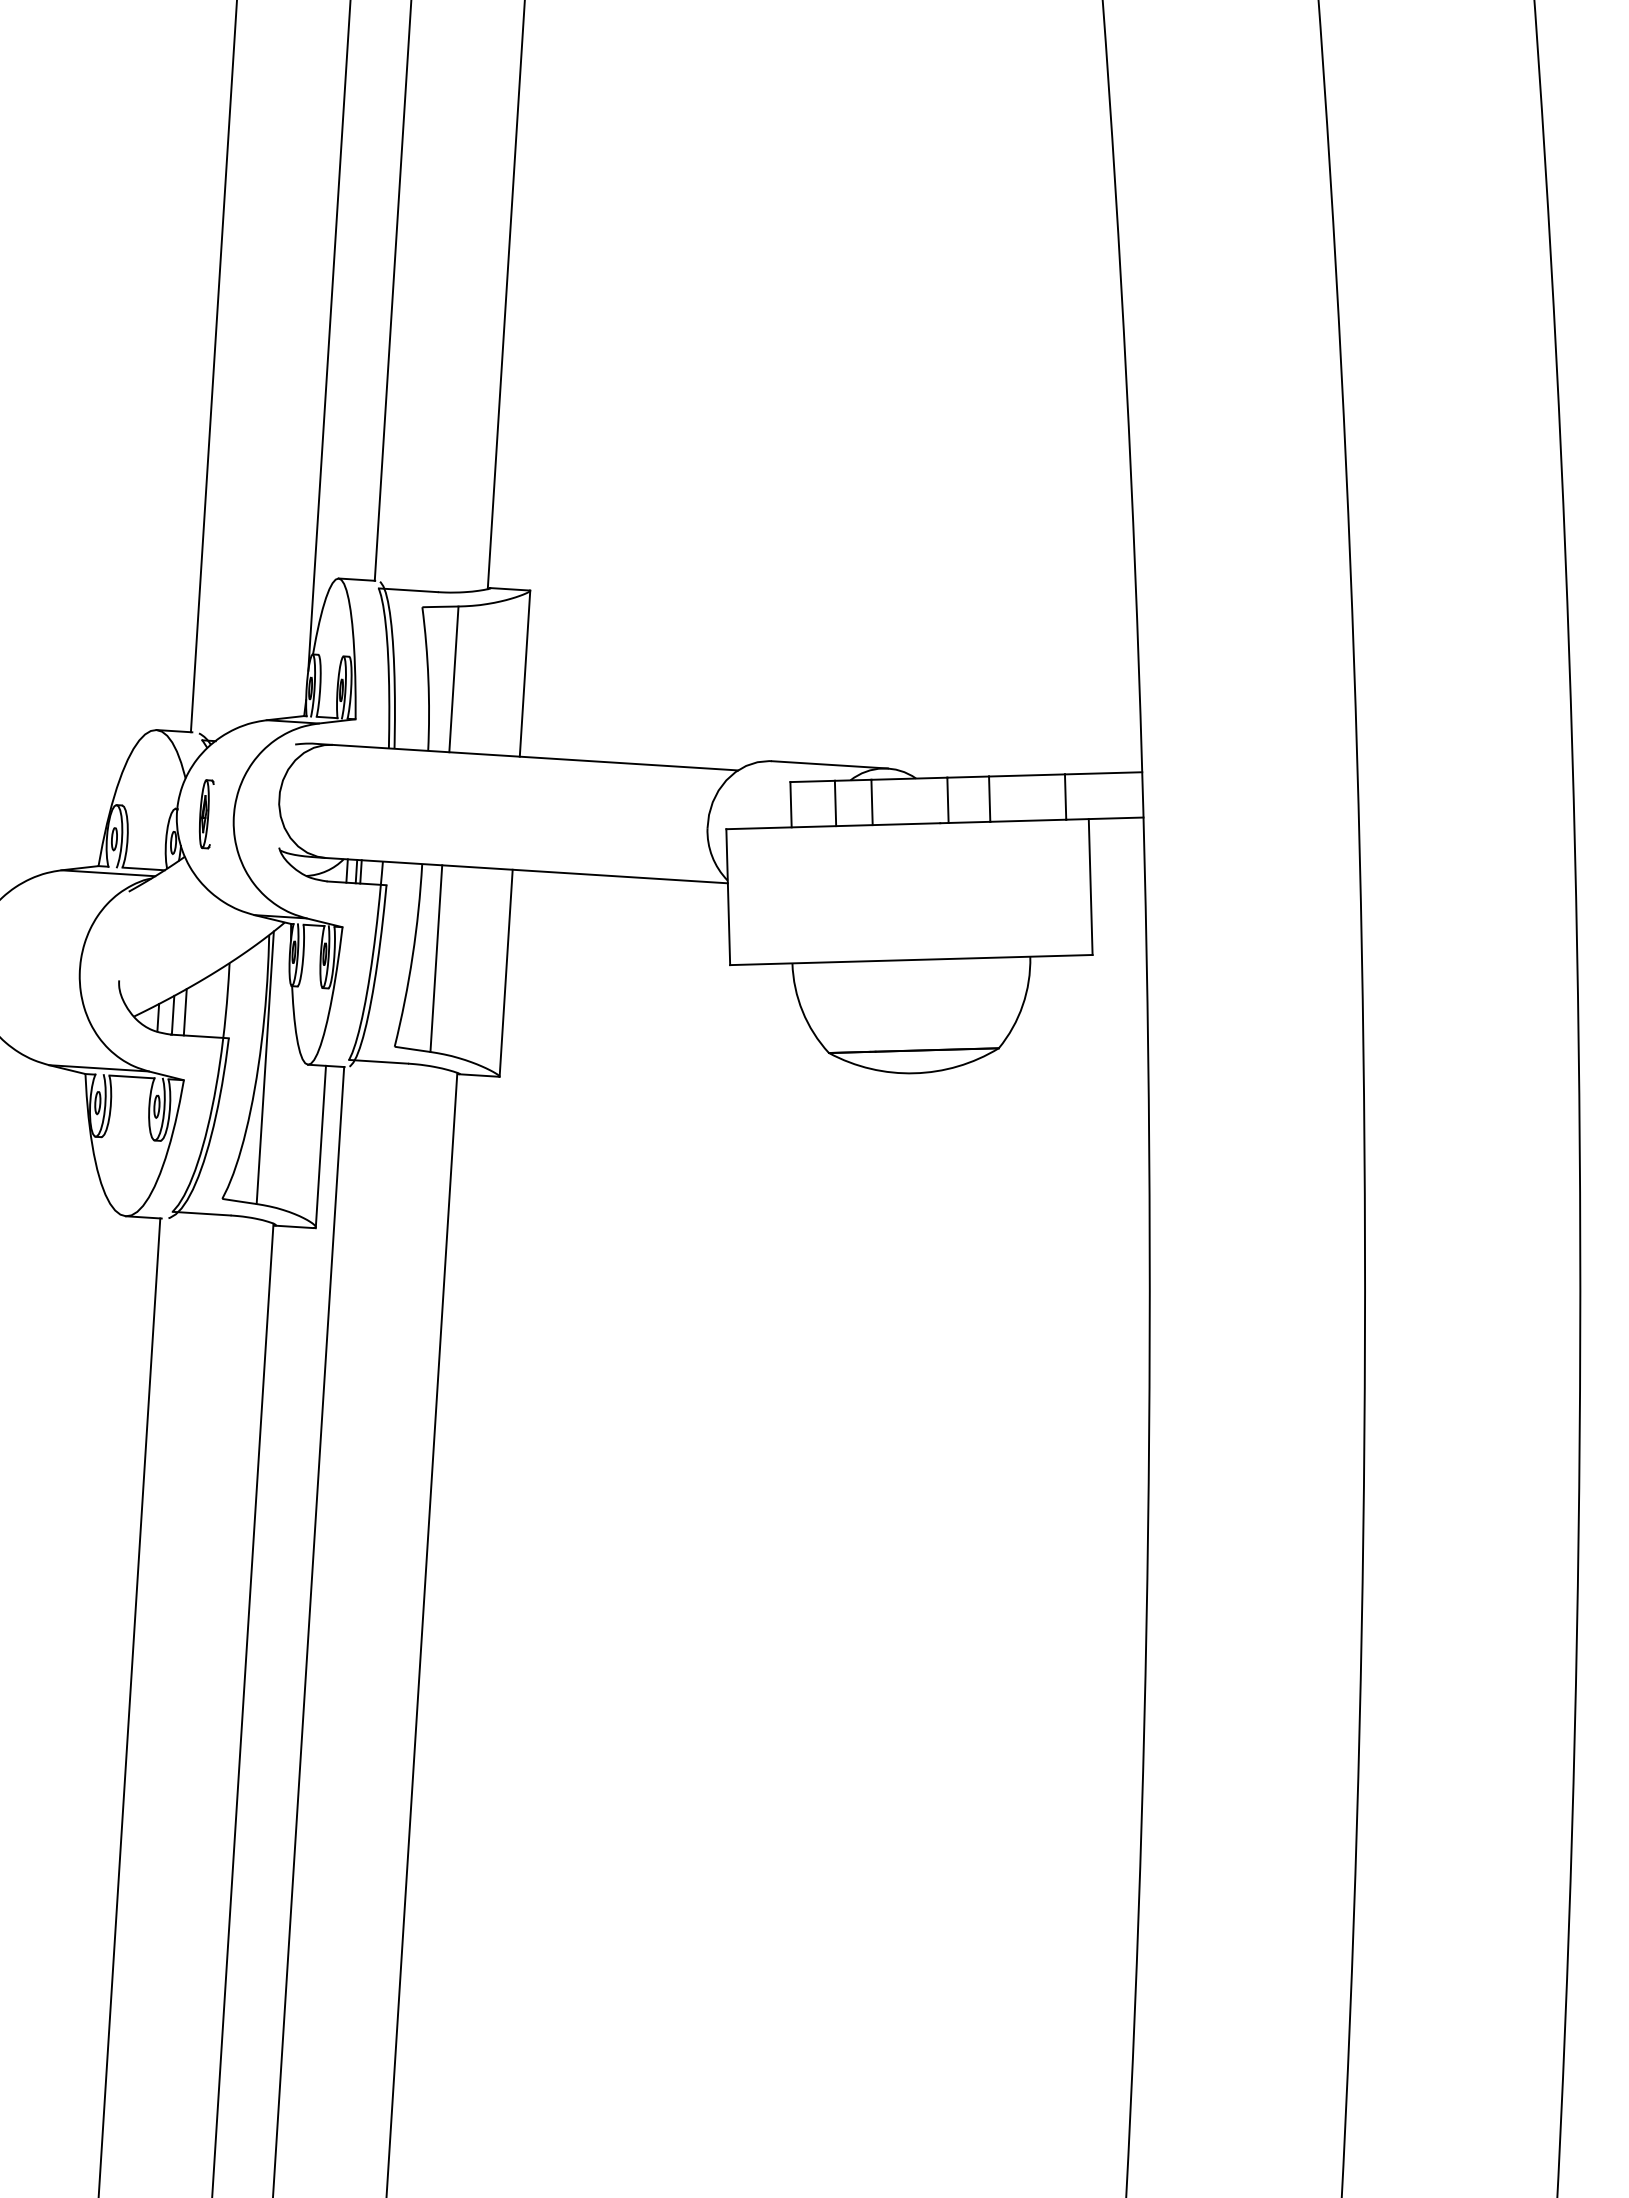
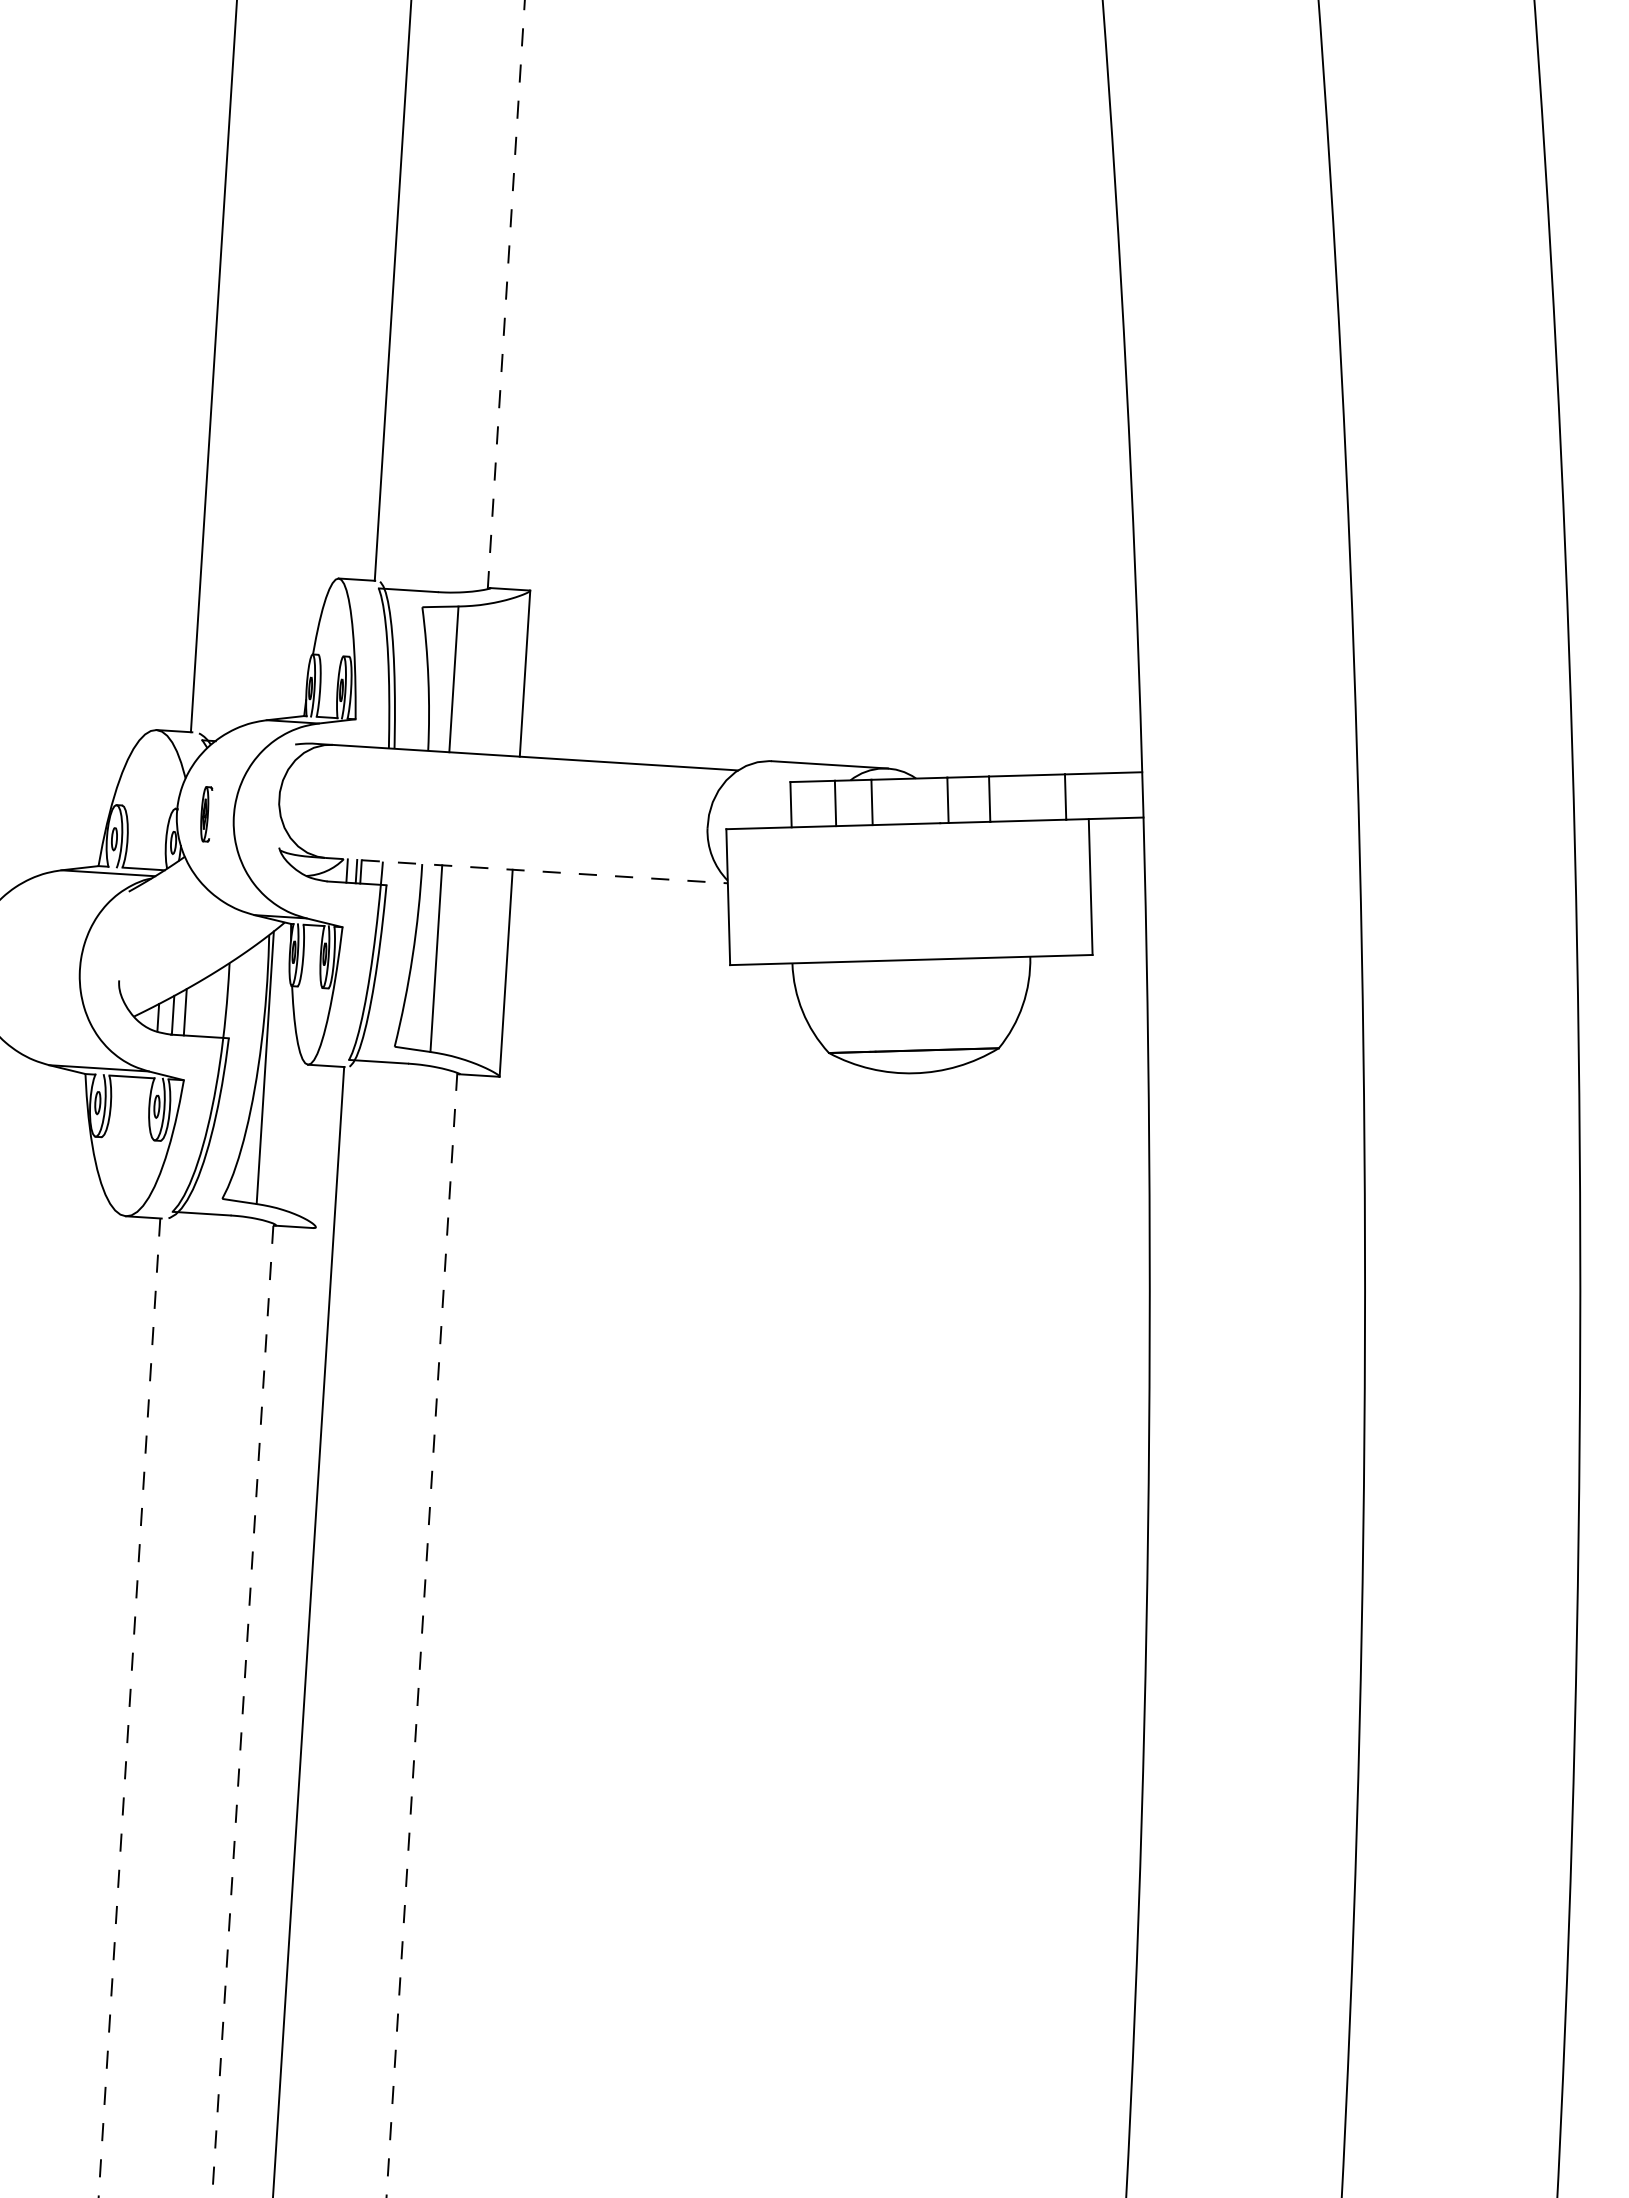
line: solid -> dashed (506, 294)
line: present -> none (329, 336)
part size: 17x71 px -> 14x57 px (206, 814)
line: solid -> dashed (526, 870)
line: present -> none (320, 1146)
line: solid -> dashed (421, 1634)
line: solid -> dashed (129, 1708)
line: solid -> dashed (242, 1710)
